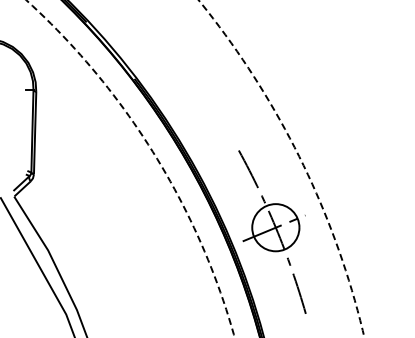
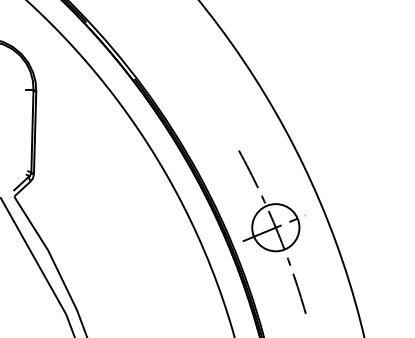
arc: dashed -> solid (153, 152)
arc: dashed -> solid (299, 157)
